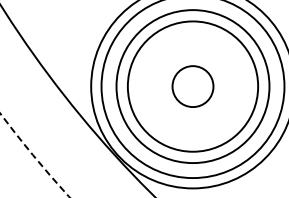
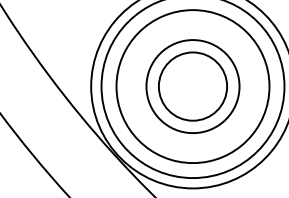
circle diameter: 130 px -> 93 px (192, 86)
circle diameter: 41 px -> 68 px (192, 86)
circle: dashed -> solid (34, 155)
